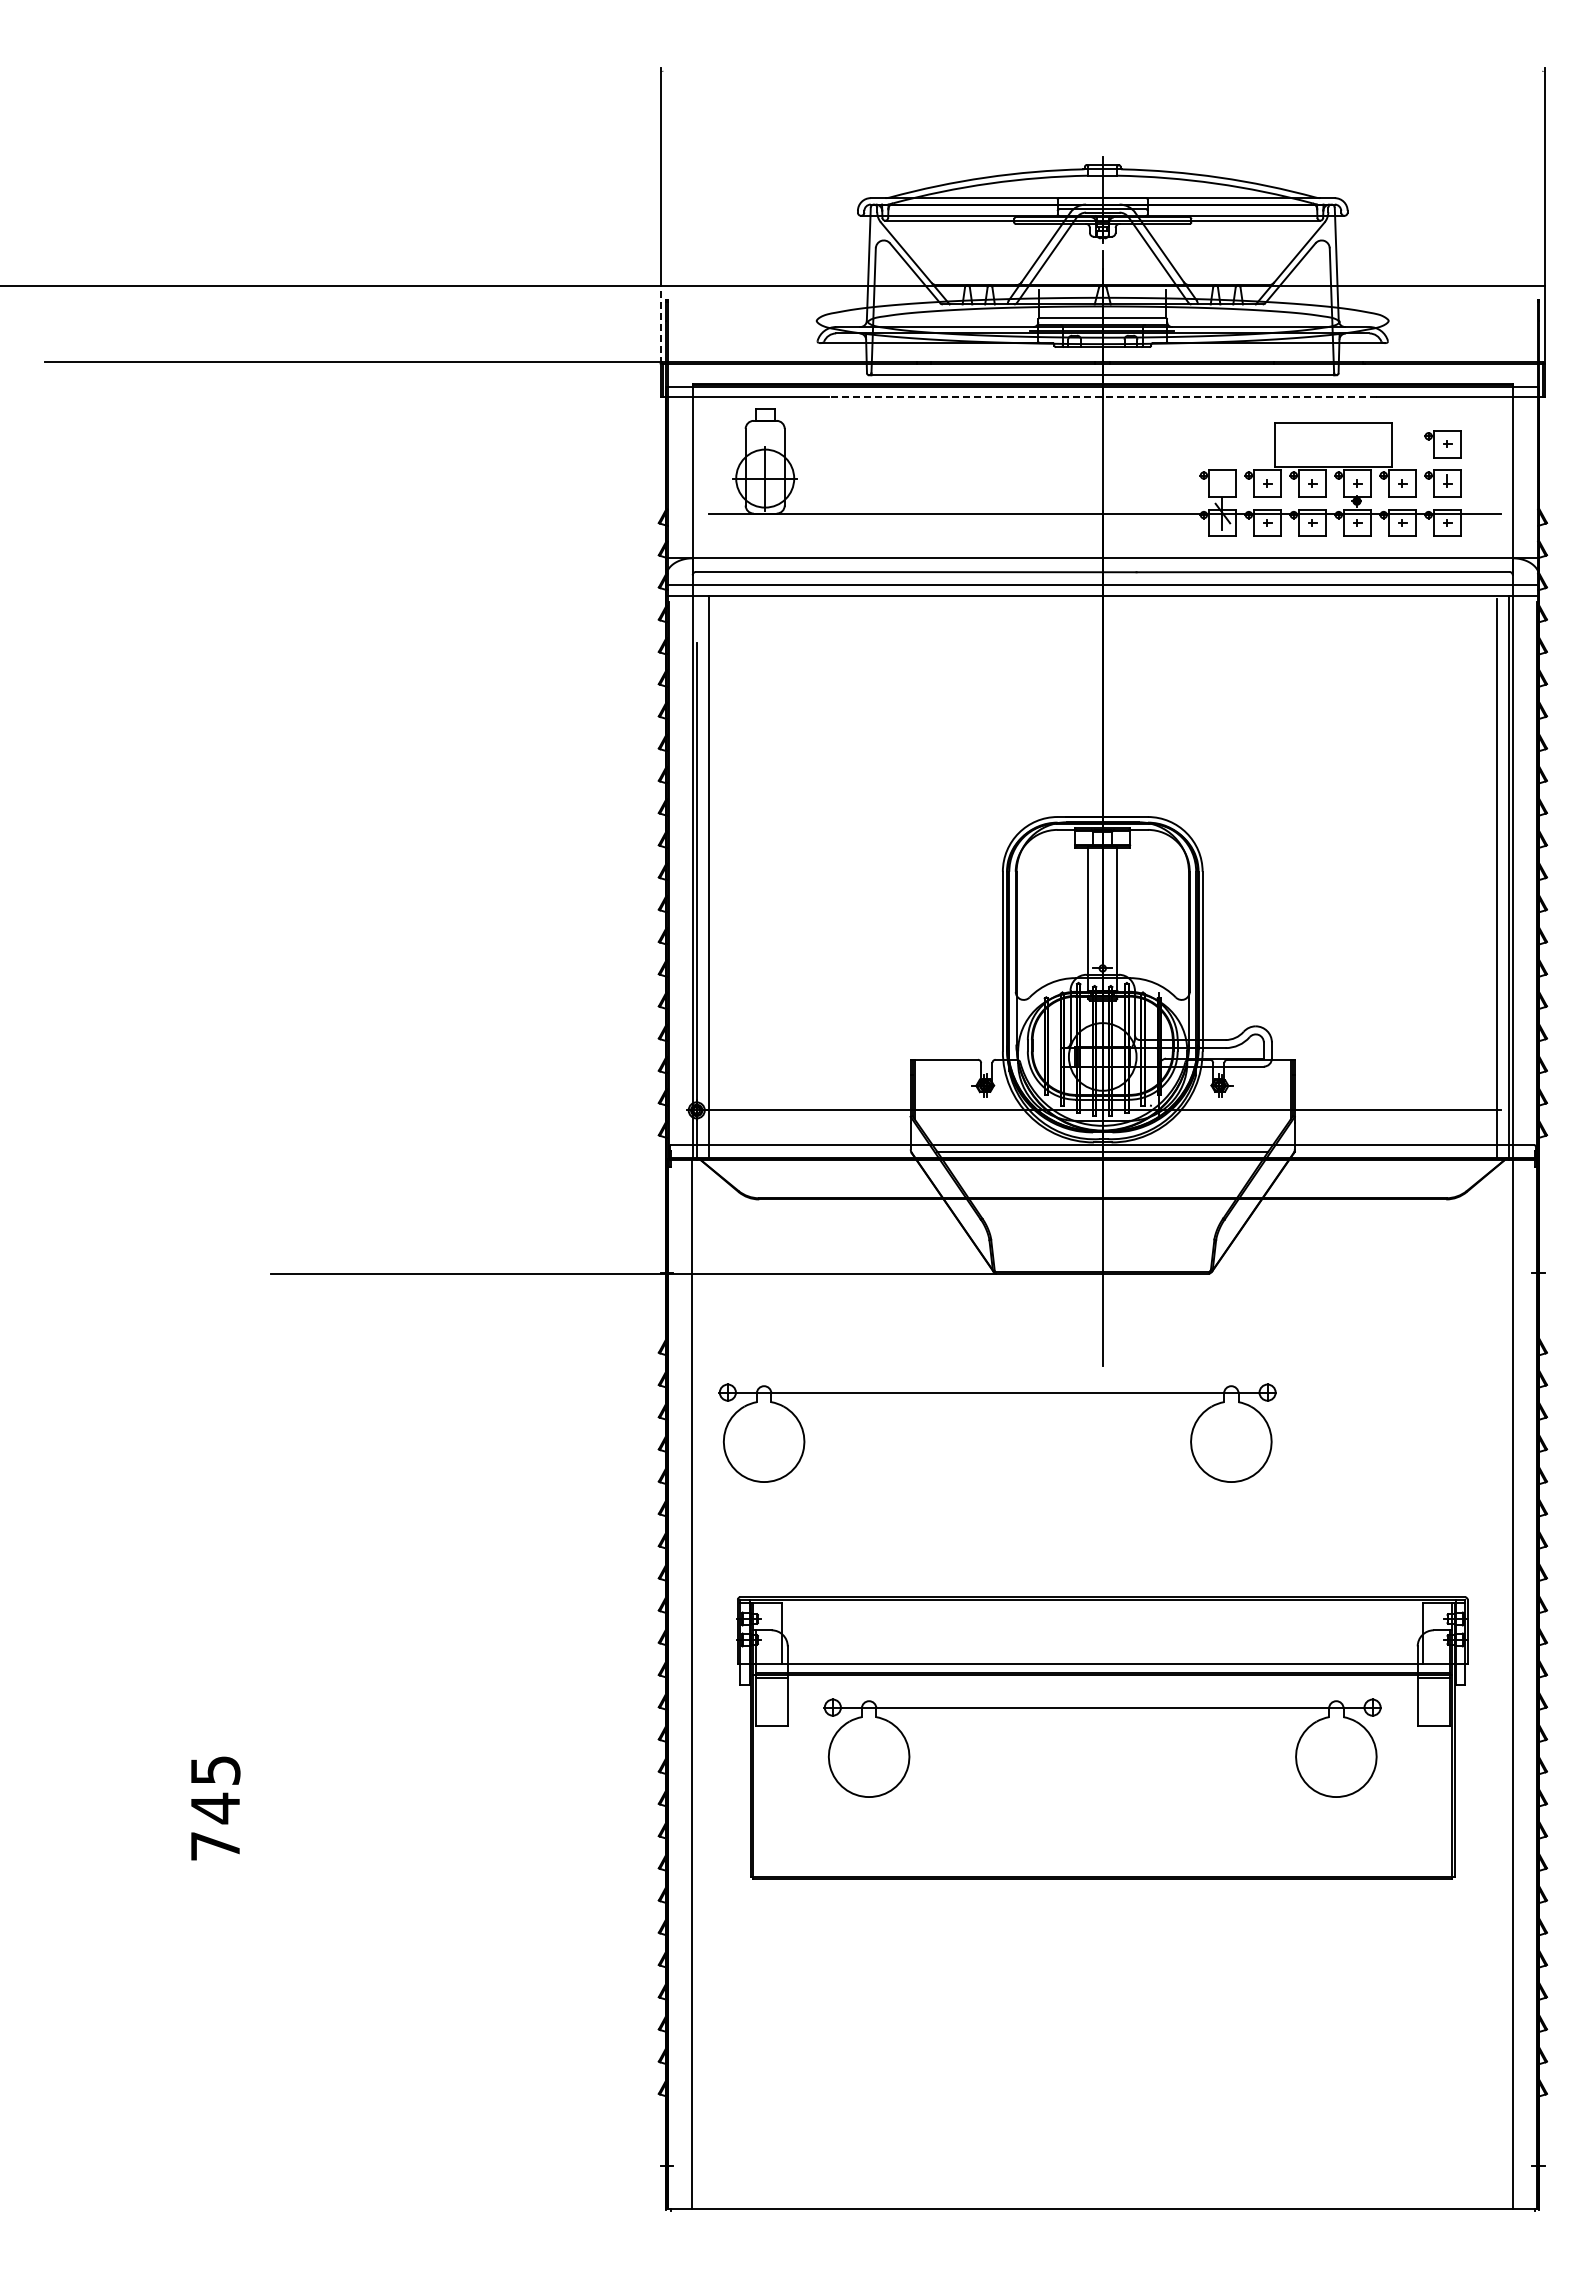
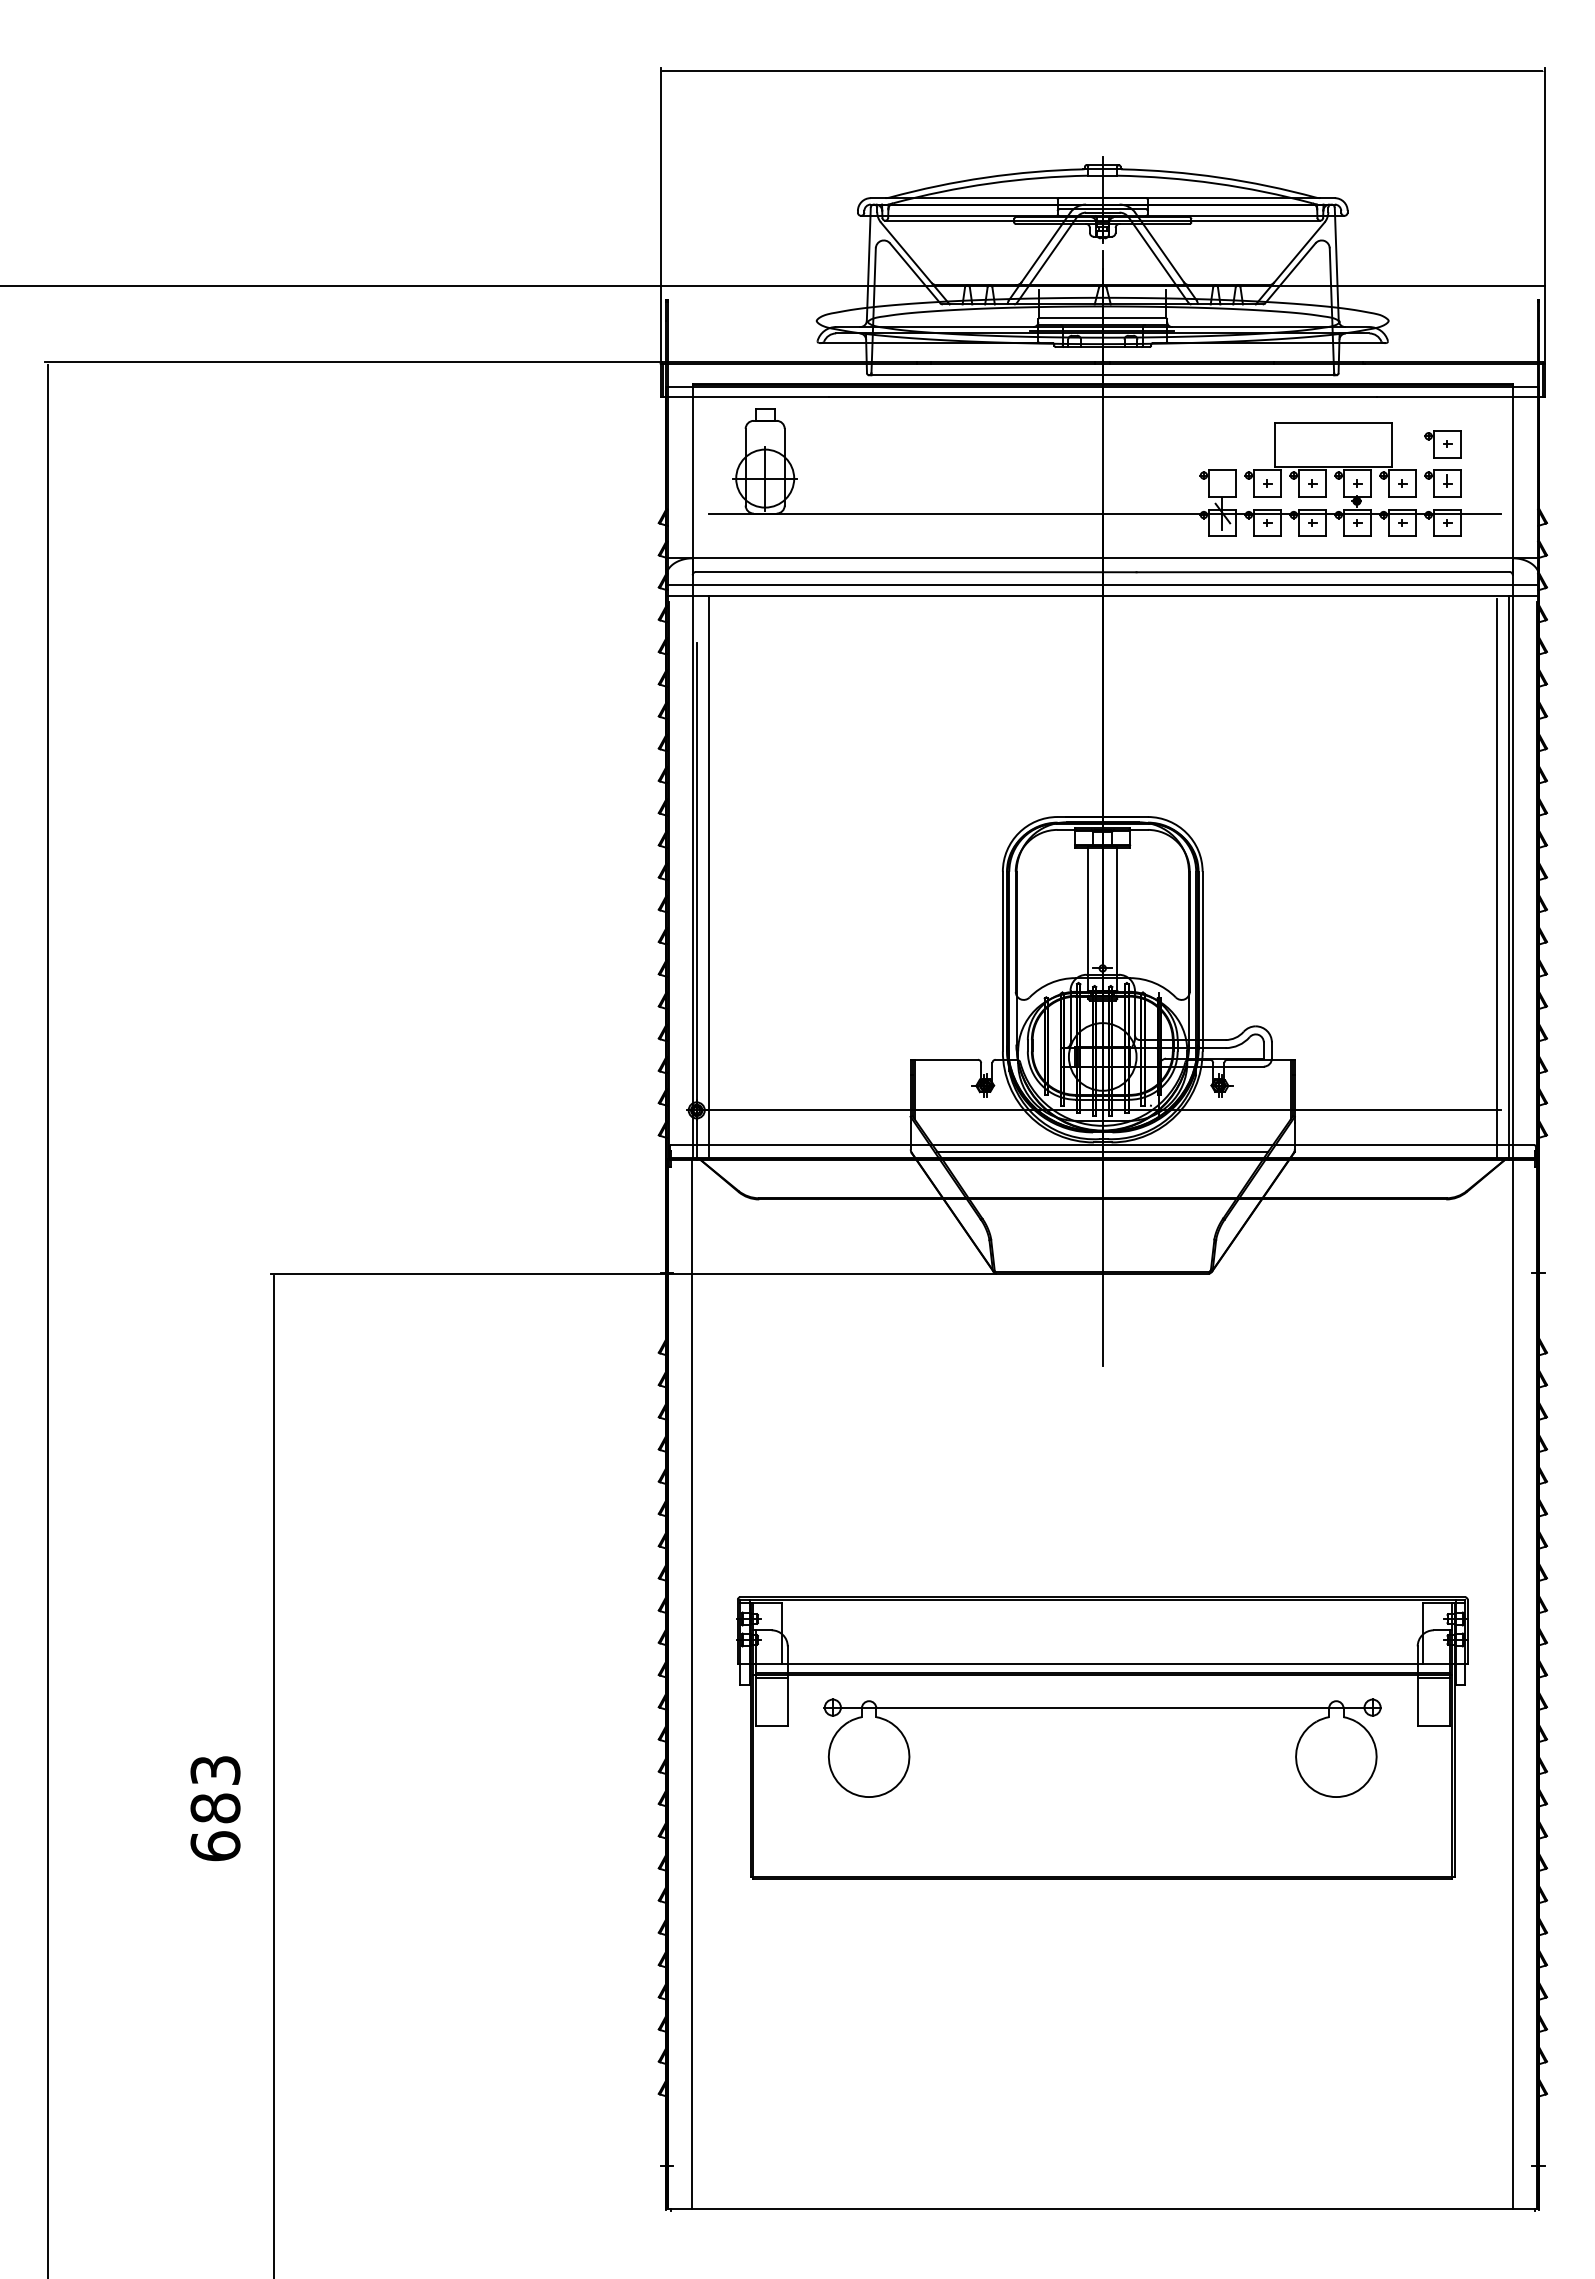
line: none -> present (1102, 71)
line: dashed -> solid (660, 324)
line: dashed -> solid (1102, 396)
line: none -> present (48, 1319)
part: present -> none (997, 1393)
line: none -> present (273, 1775)
text: 745 -> 683 (215, 1808)
